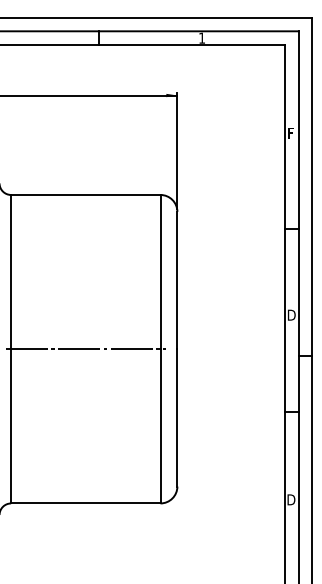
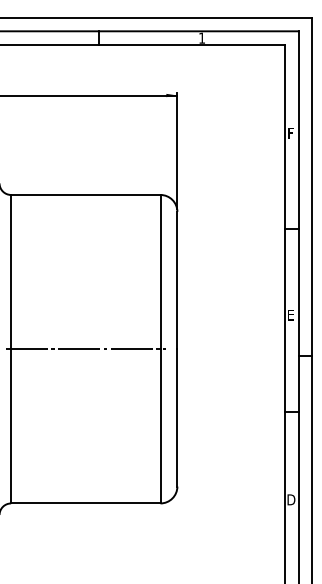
text: D -> E (291, 314)
